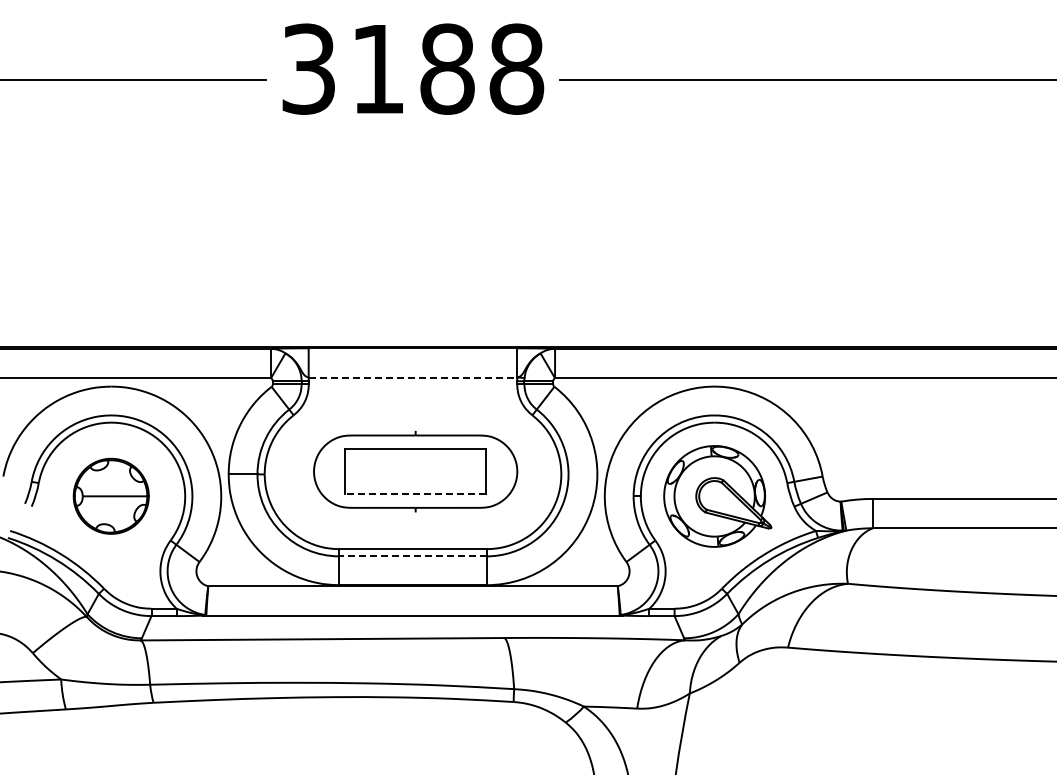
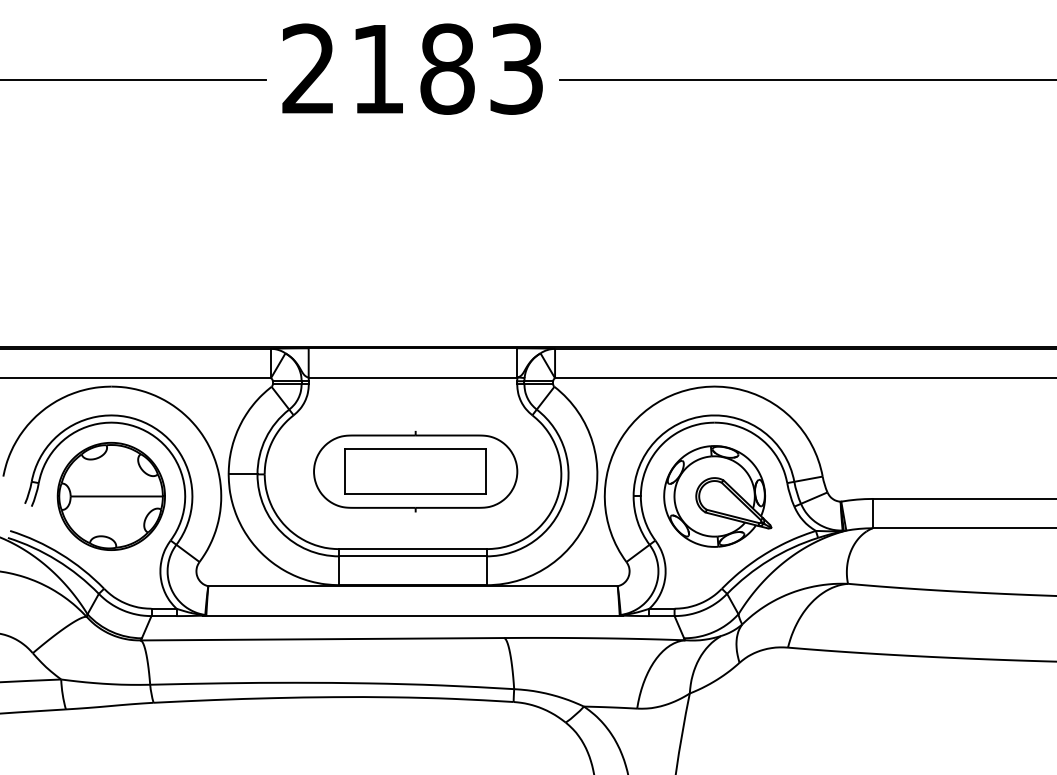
text: 3188 -> 2183 (413, 68)
line: dashed -> solid (413, 377)
line: dashed -> solid (415, 494)
part size: 78x78 px -> 110x110 px (110, 495)
line: dashed -> solid (413, 556)
